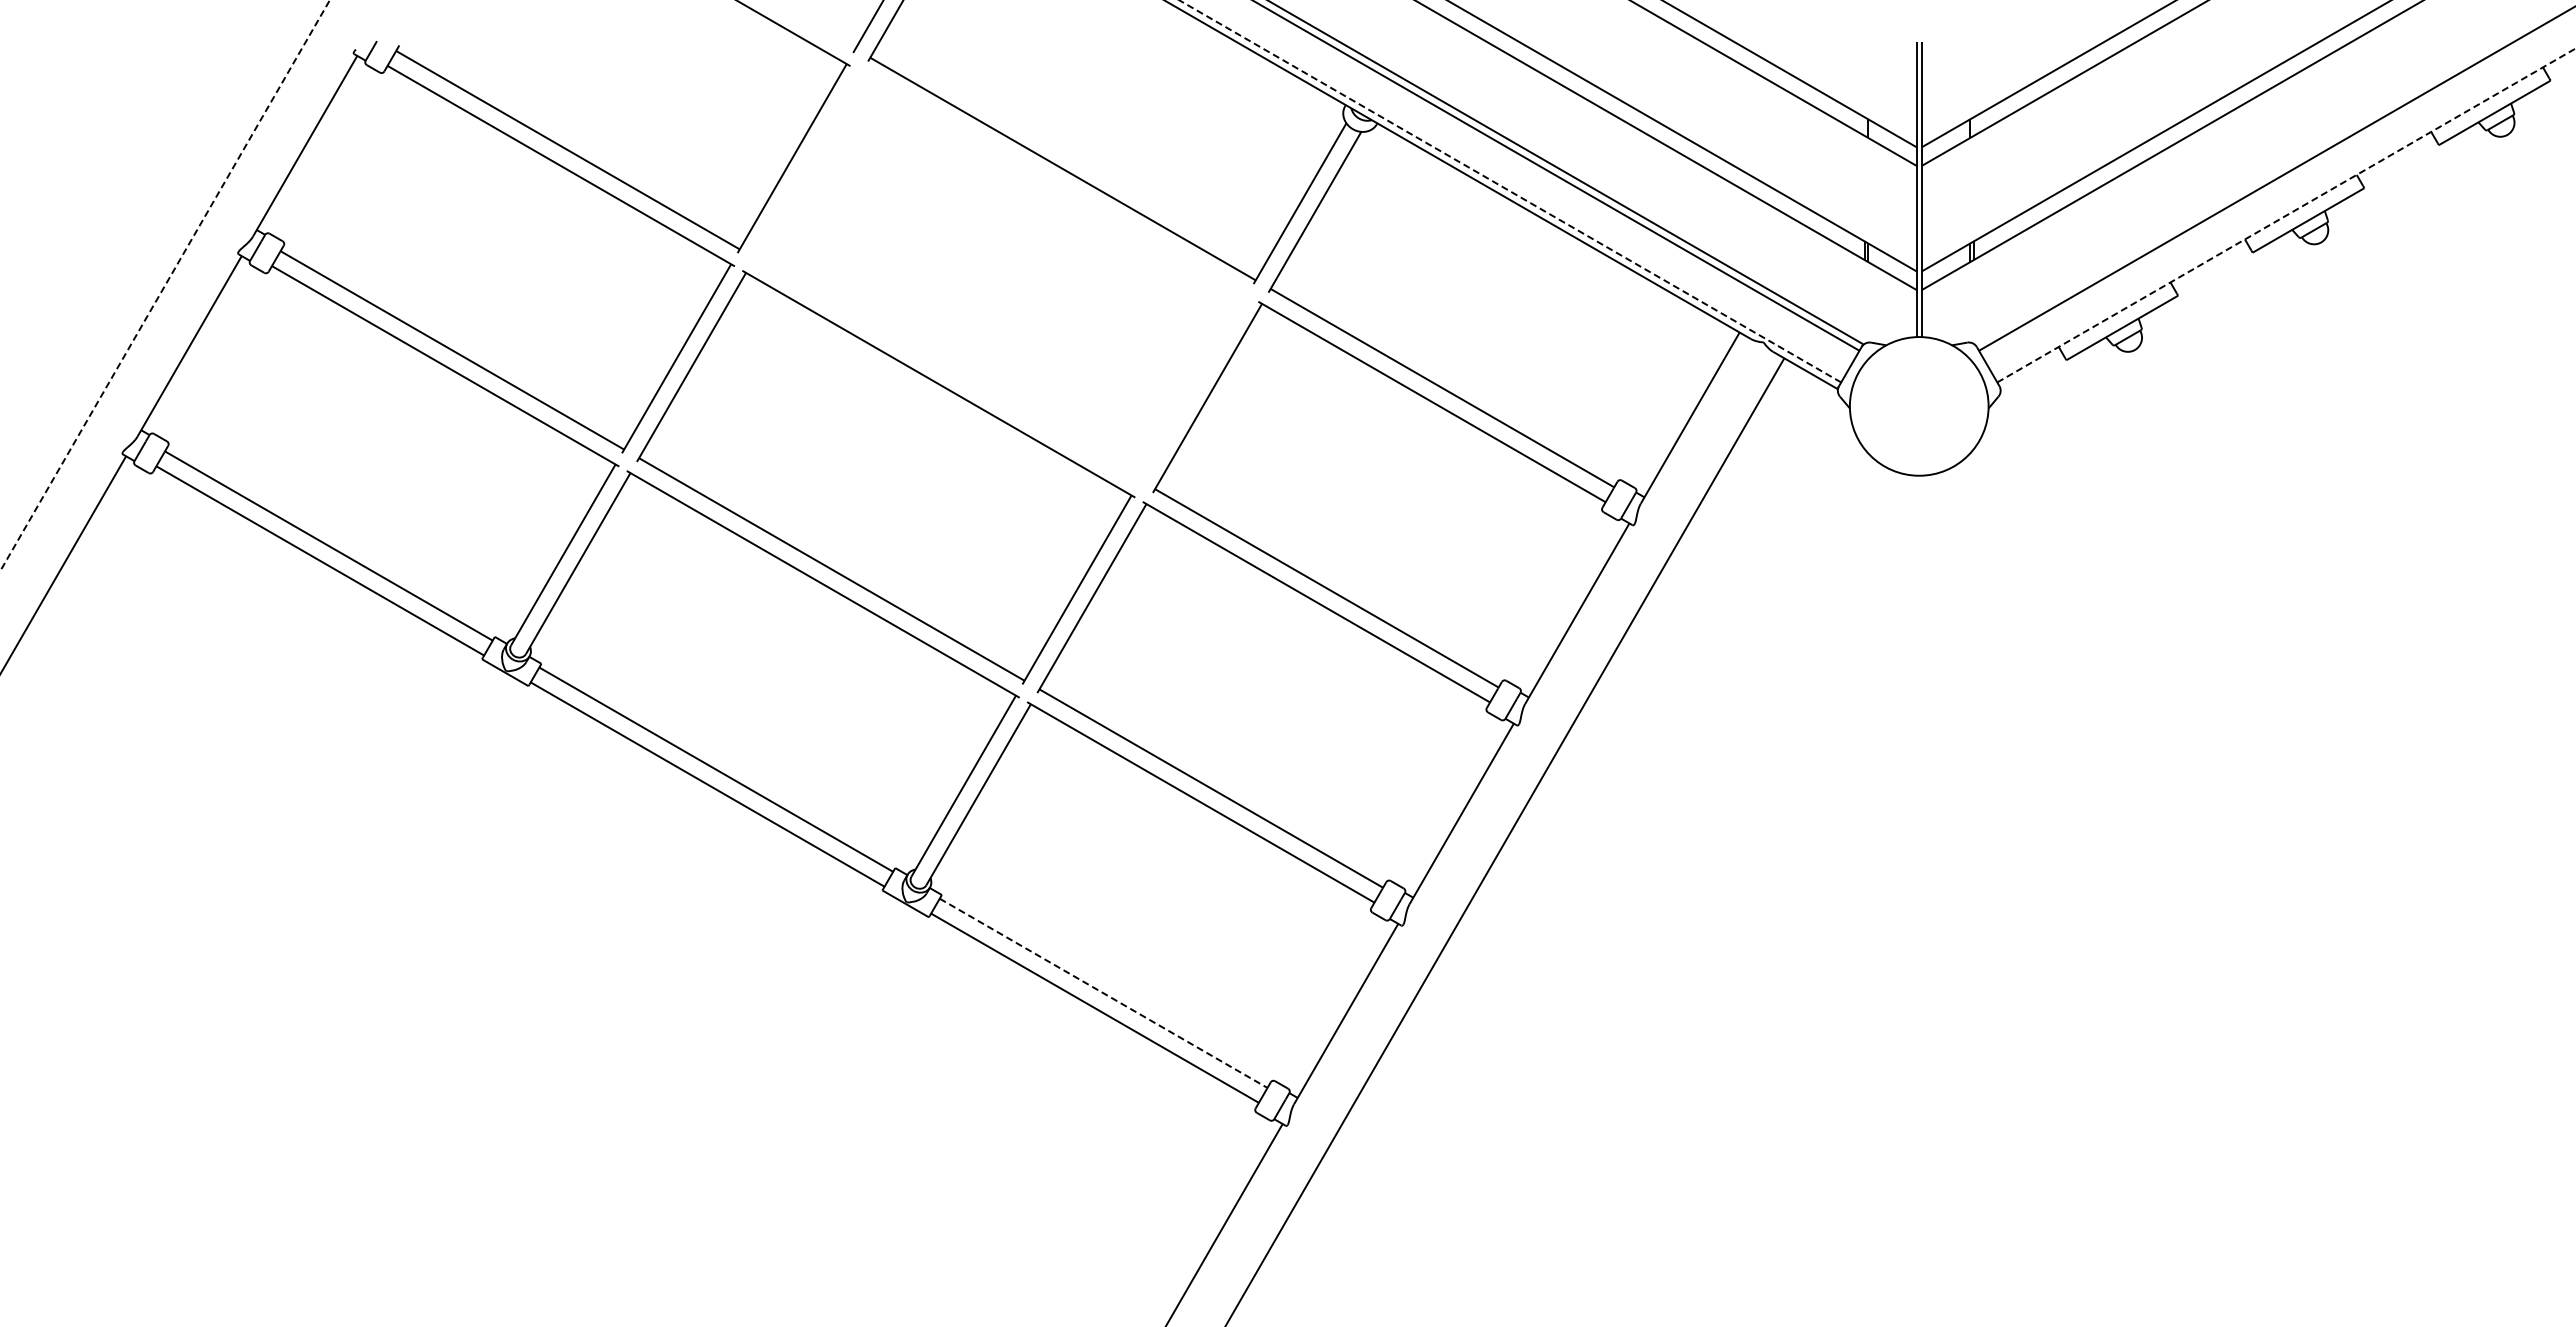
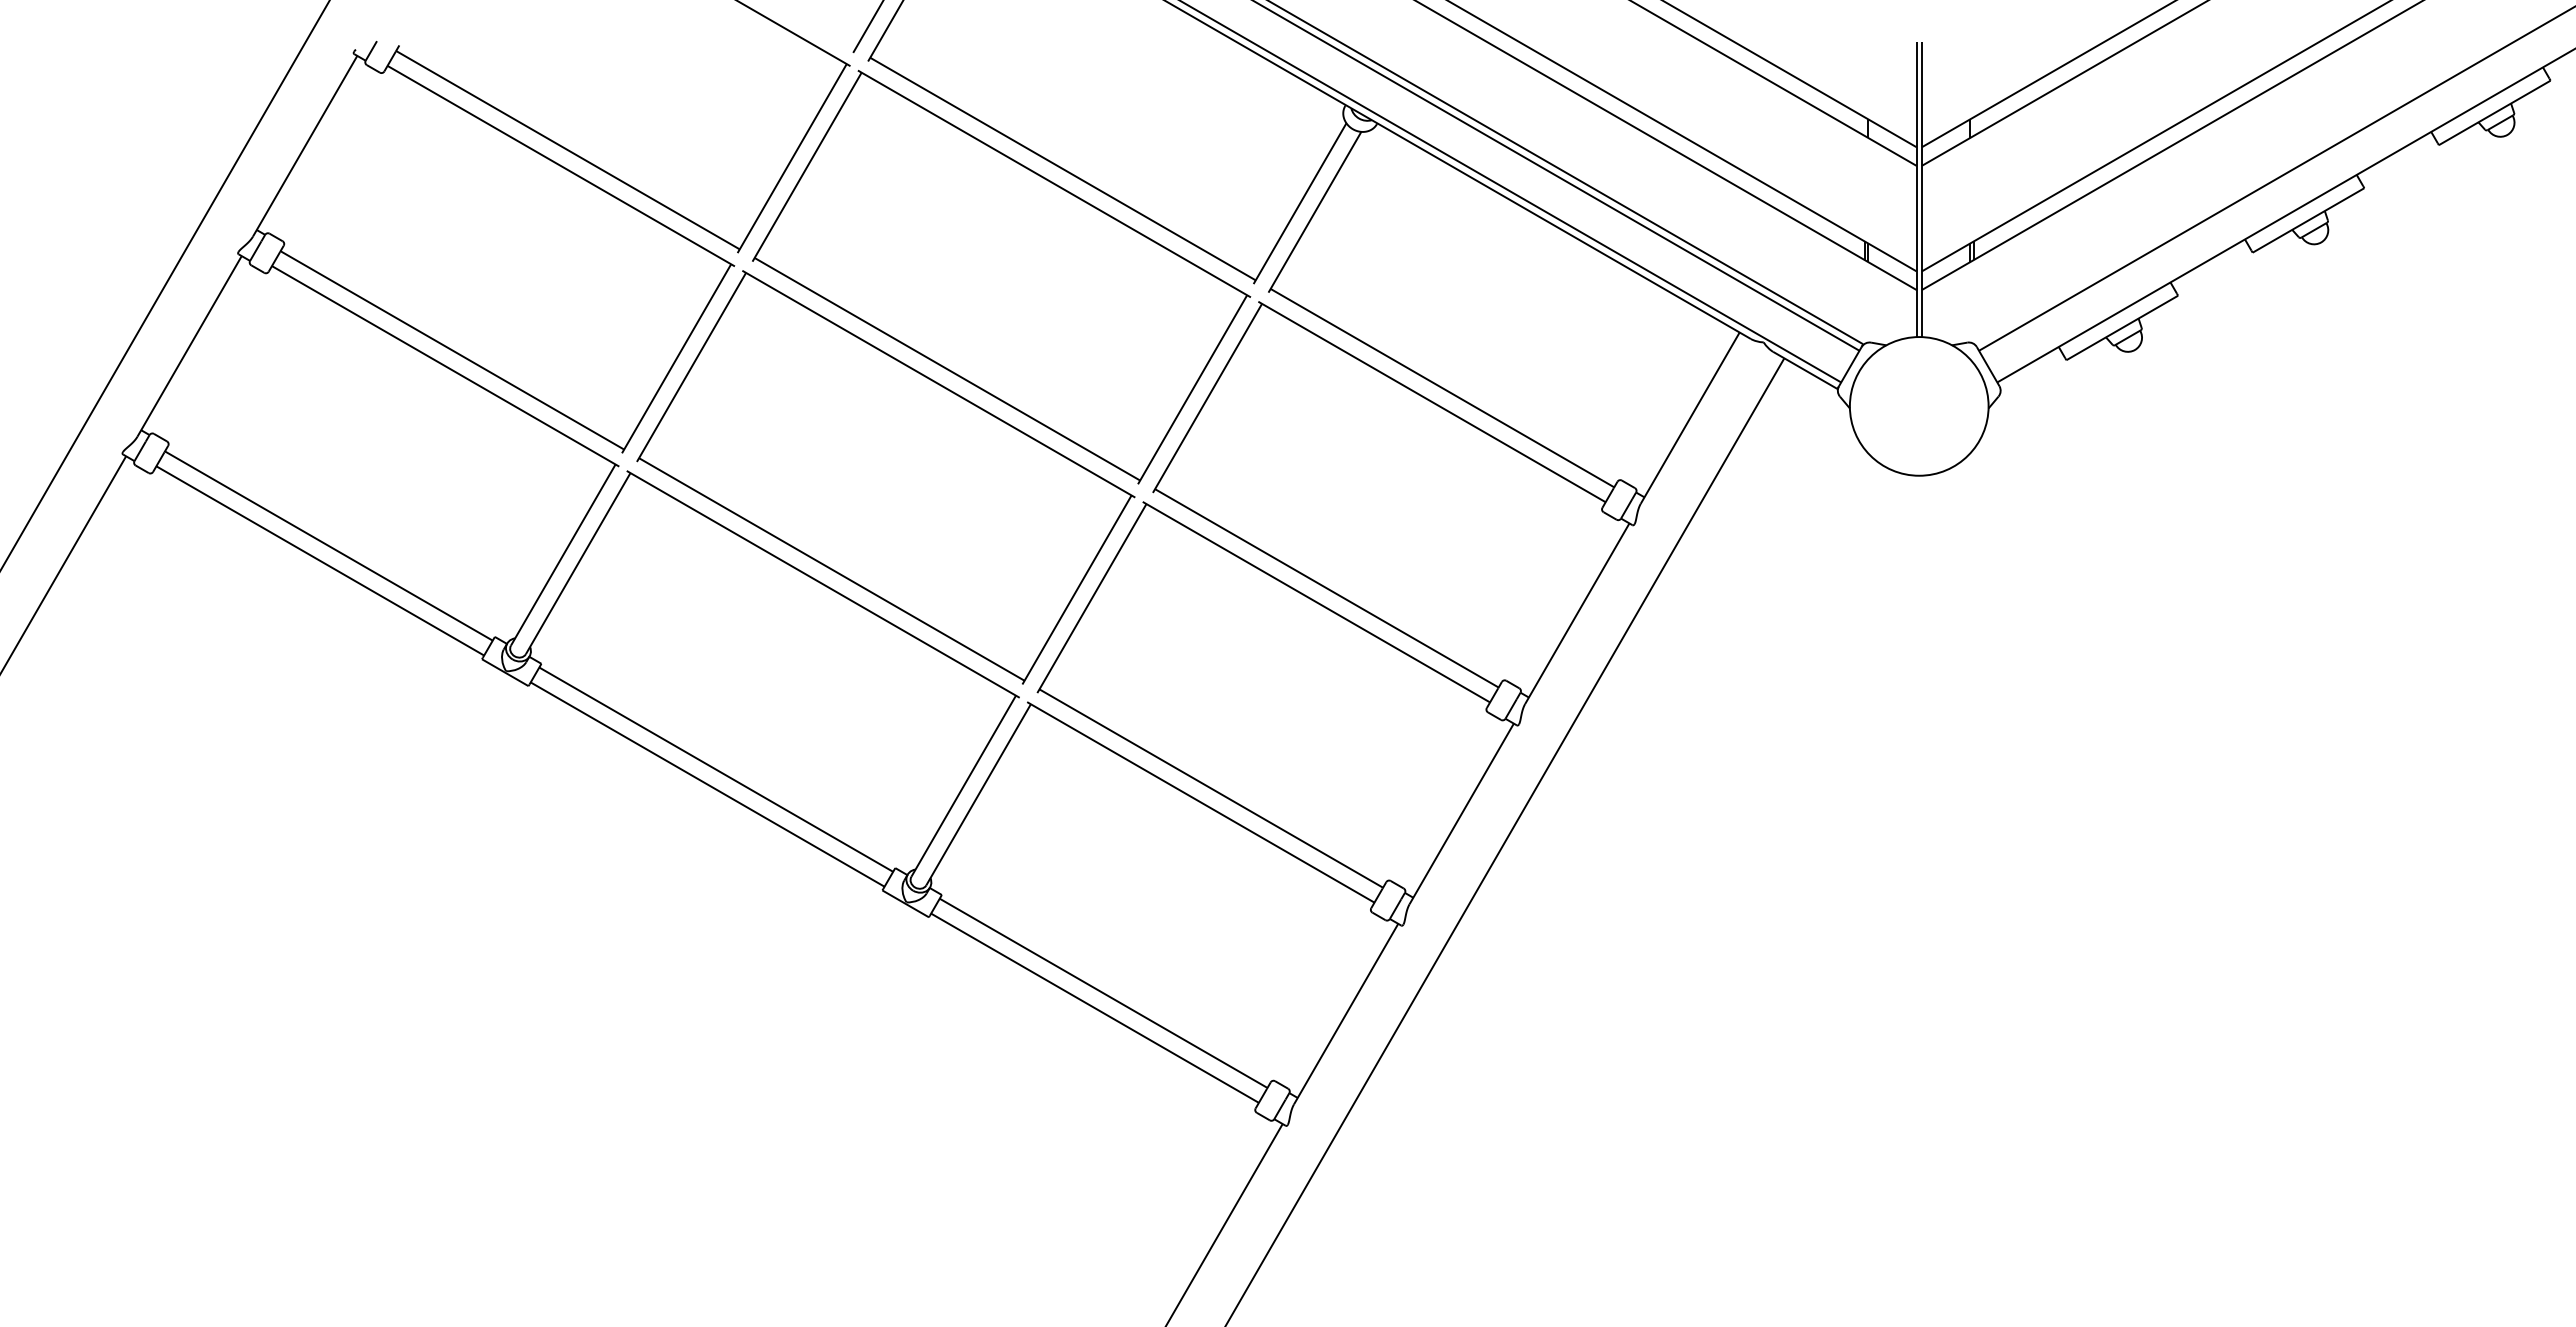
line: dashed -> solid (1509, 191)
line: dashed -> solid (2286, 215)
part: none -> present (1001, 277)
line: dashed -> solid (164, 285)
line: dashed -> solid (1104, 993)
